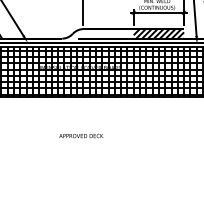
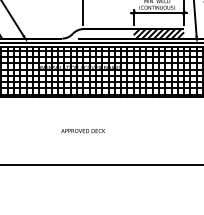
text position: (80, 136) -> (82, 131) (82, 131)
line: none -> present (101, 164)
